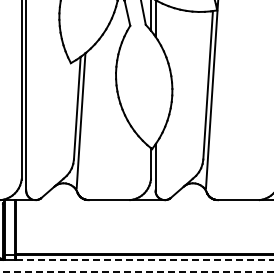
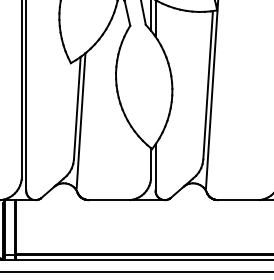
line: dashed -> solid (145, 260)
line: dashed -> solid (137, 271)
